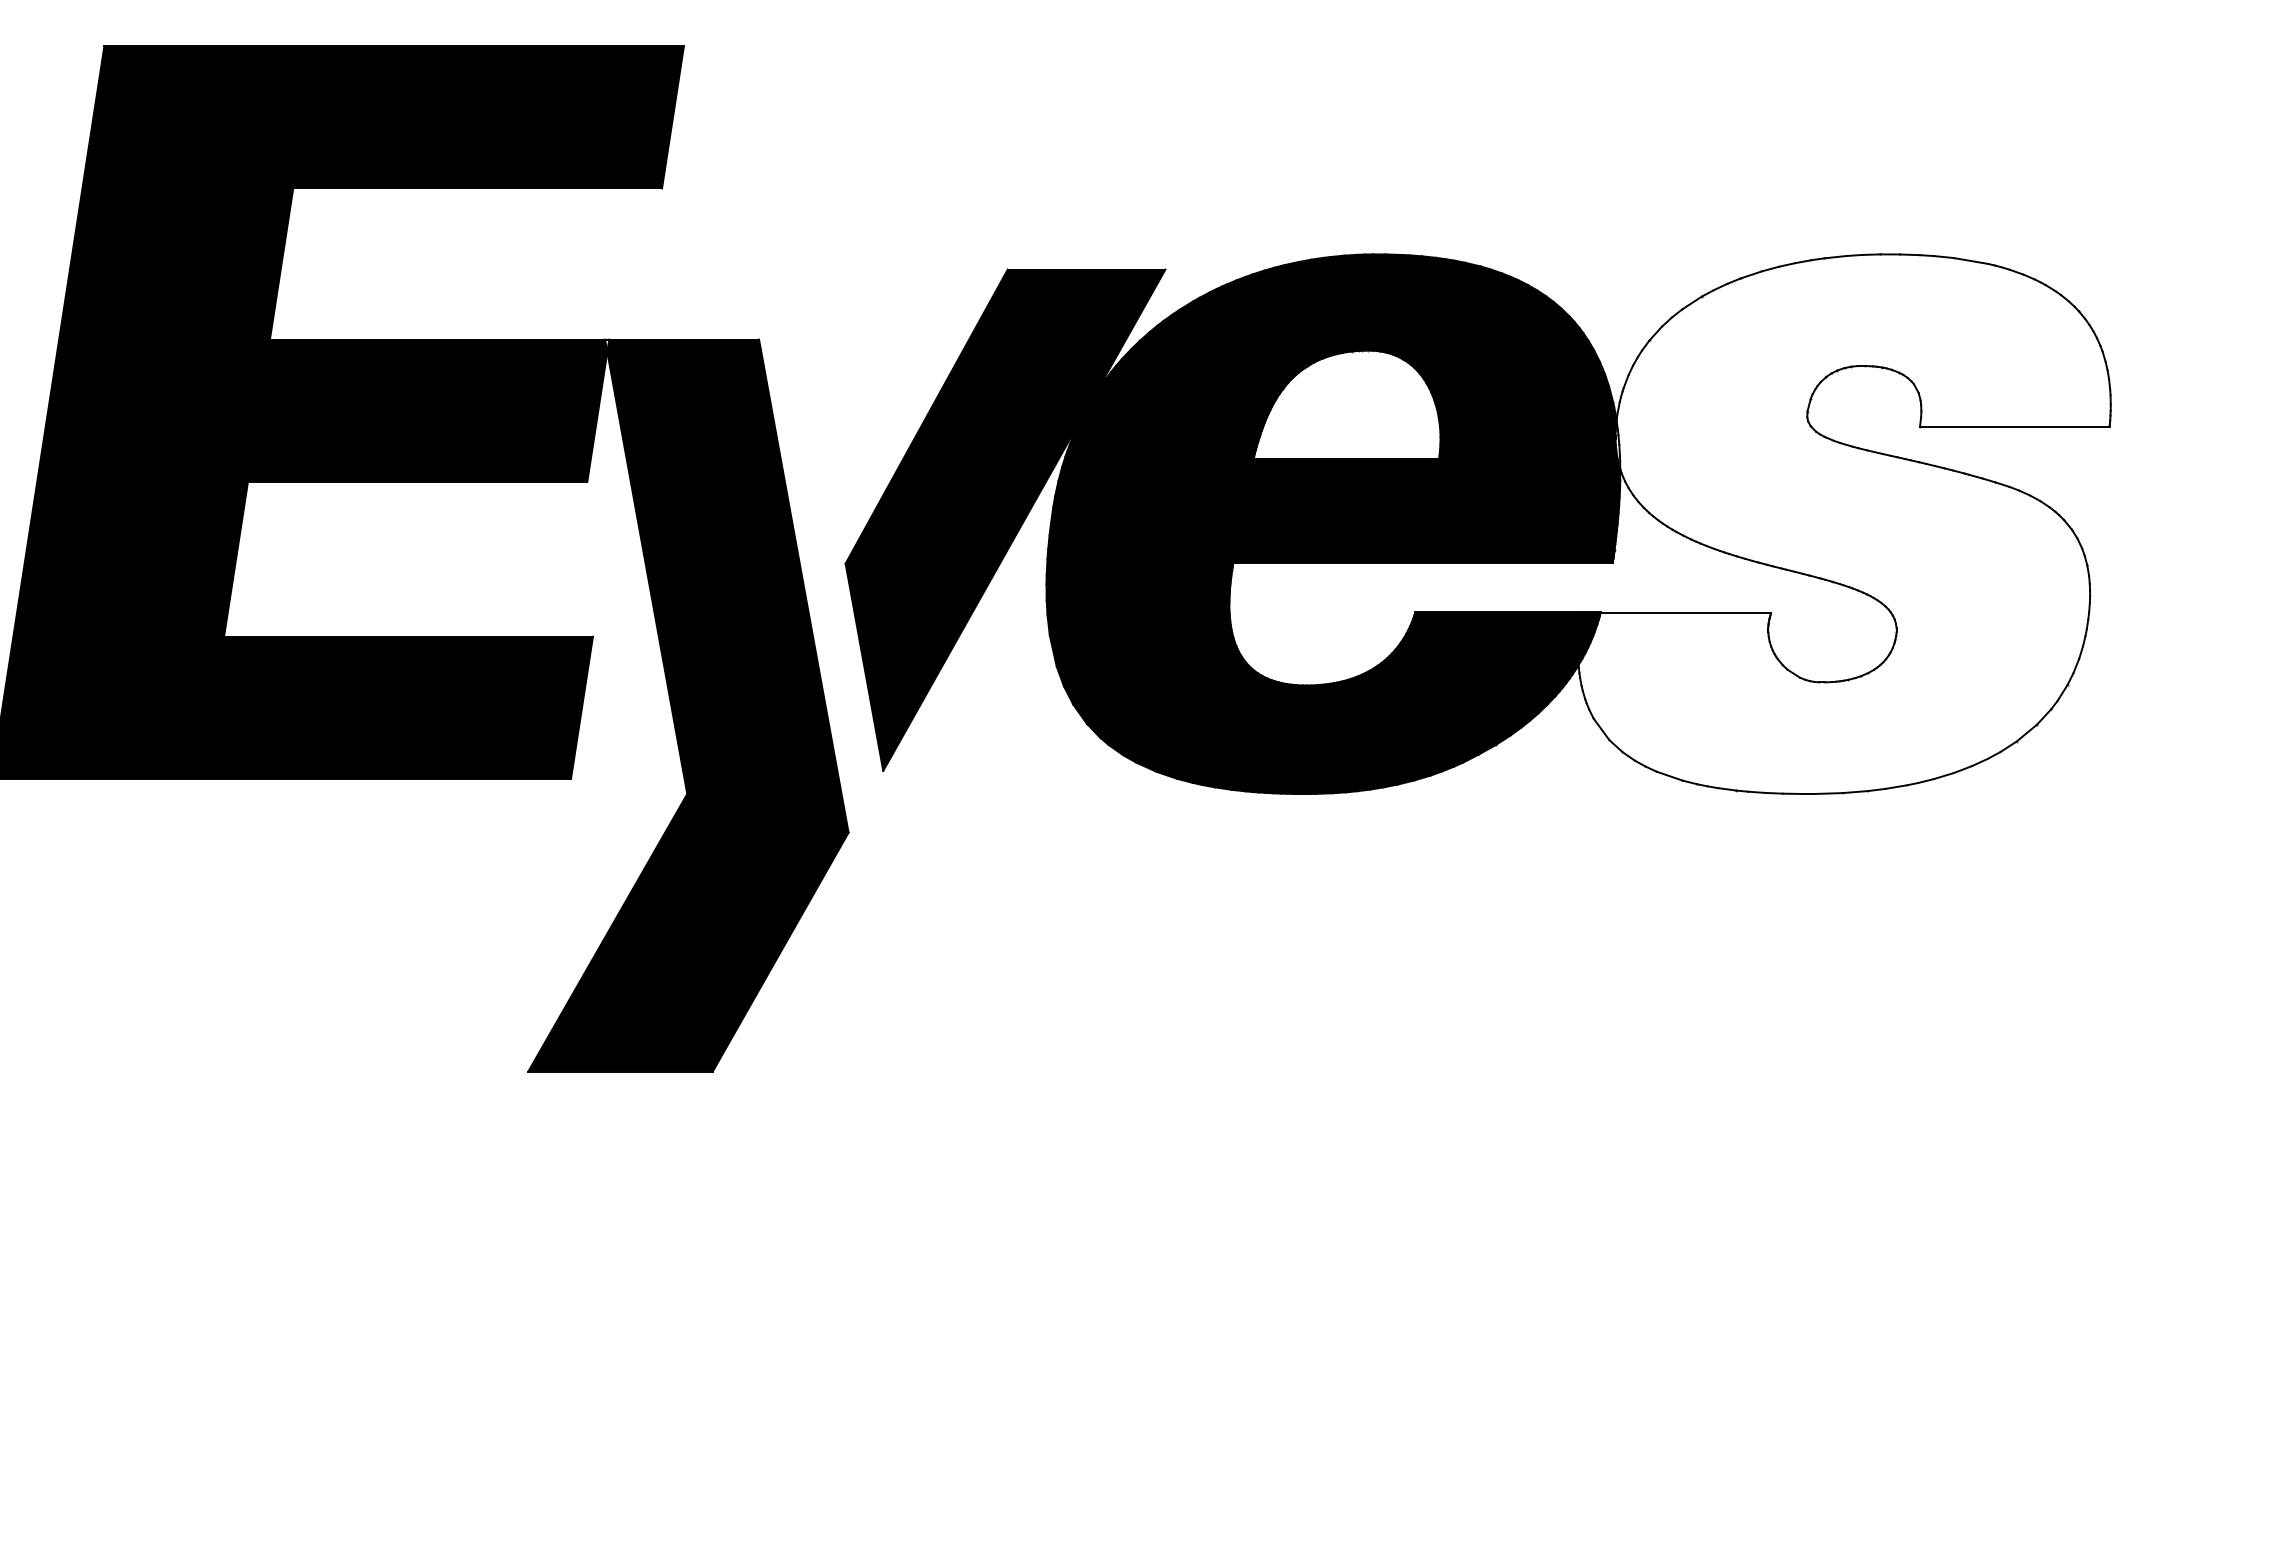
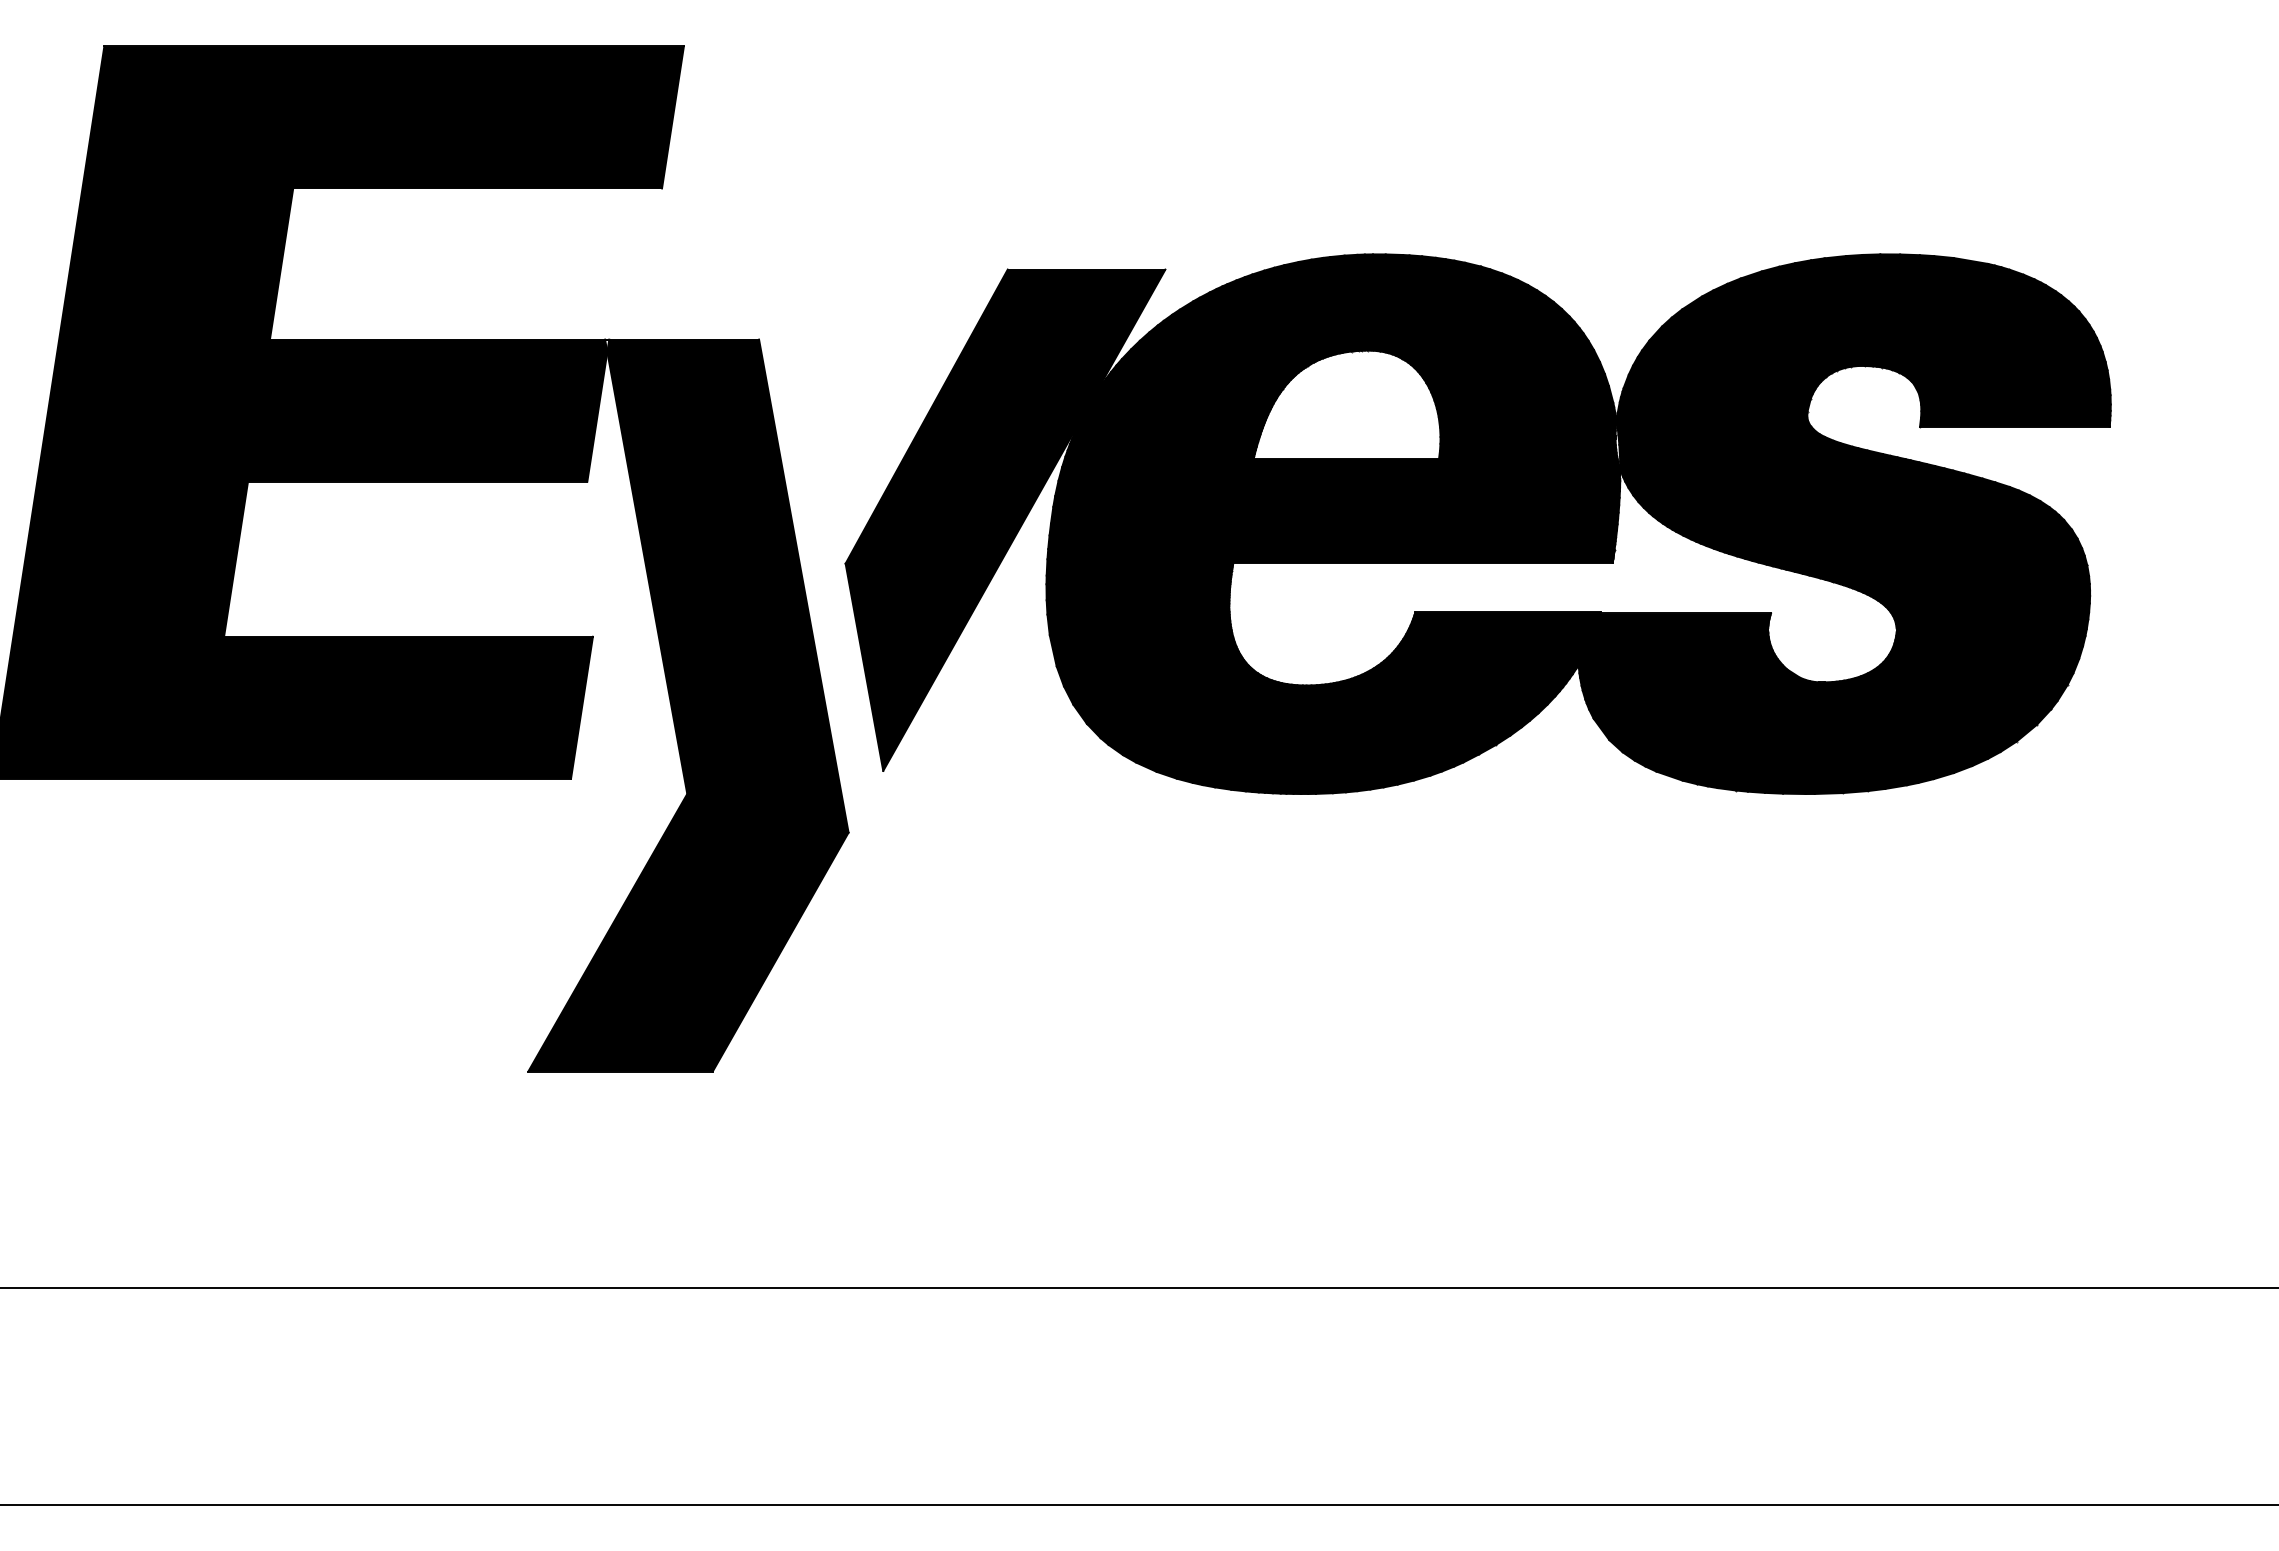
fill: none -> present (1844, 524)
line: none -> present (1138, 1288)
line: none -> present (1138, 1504)
